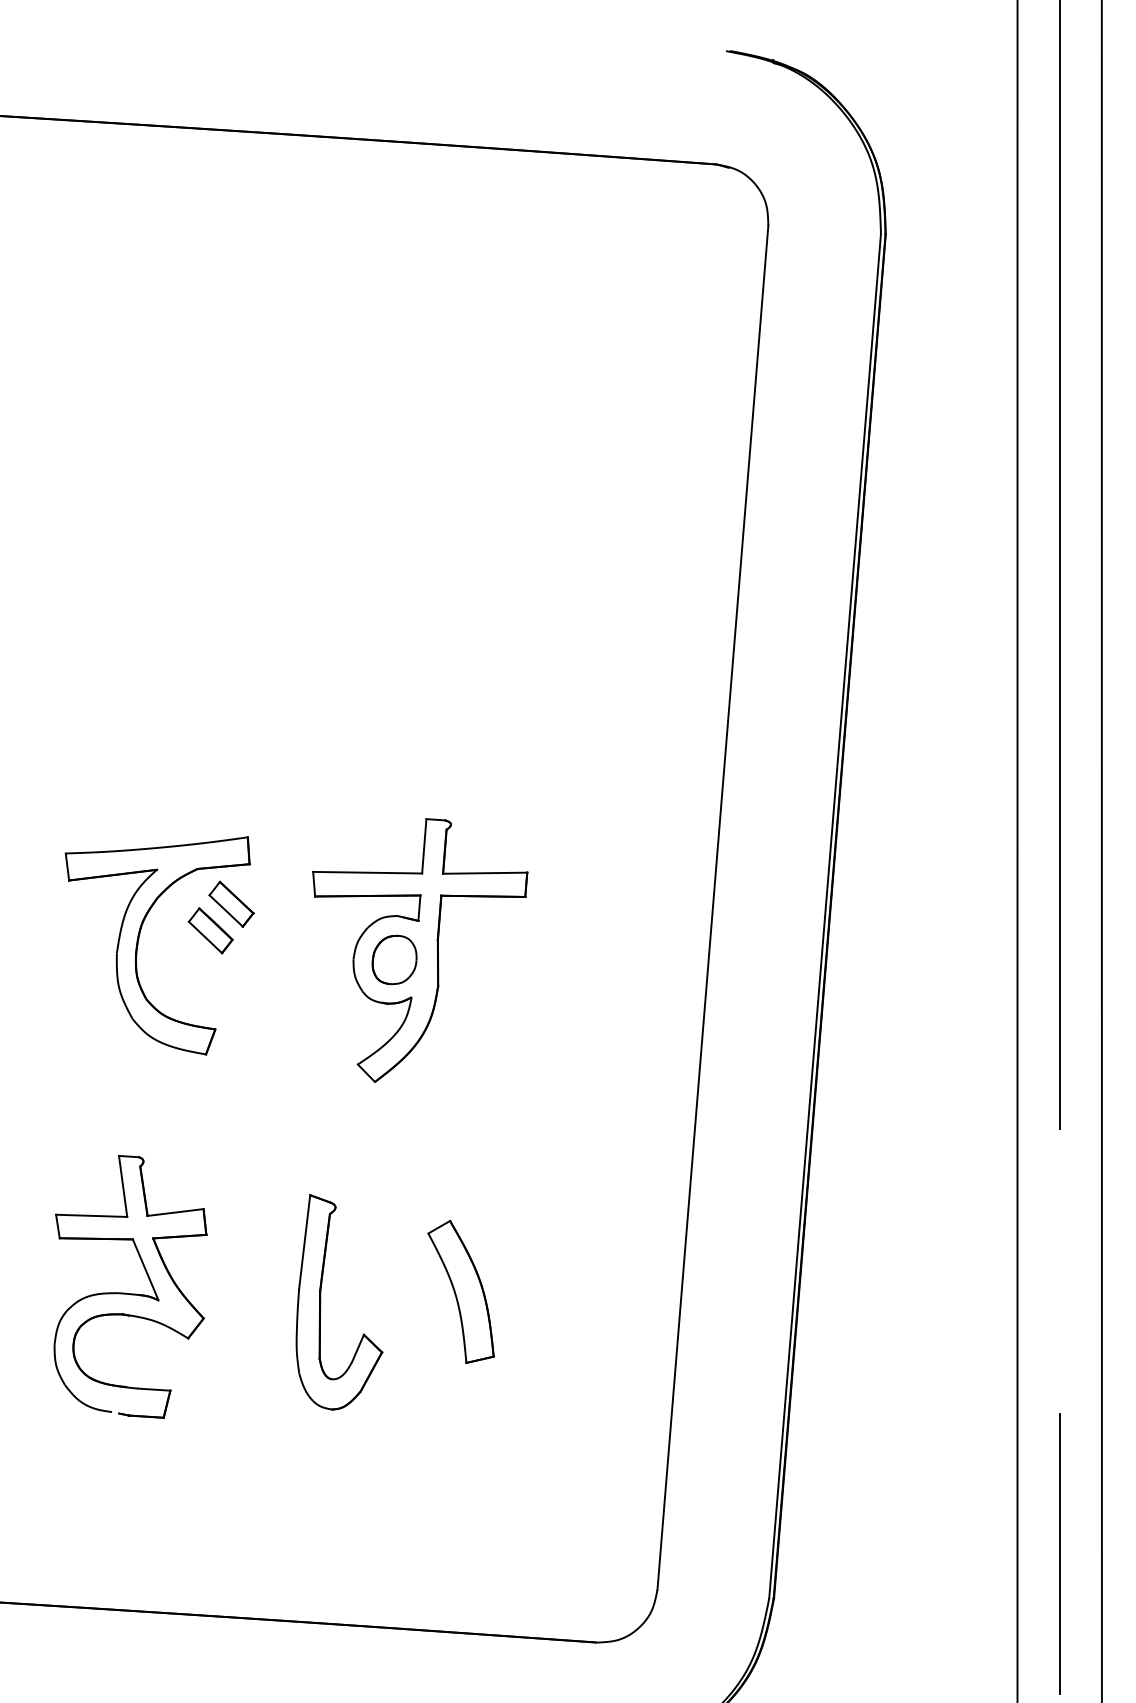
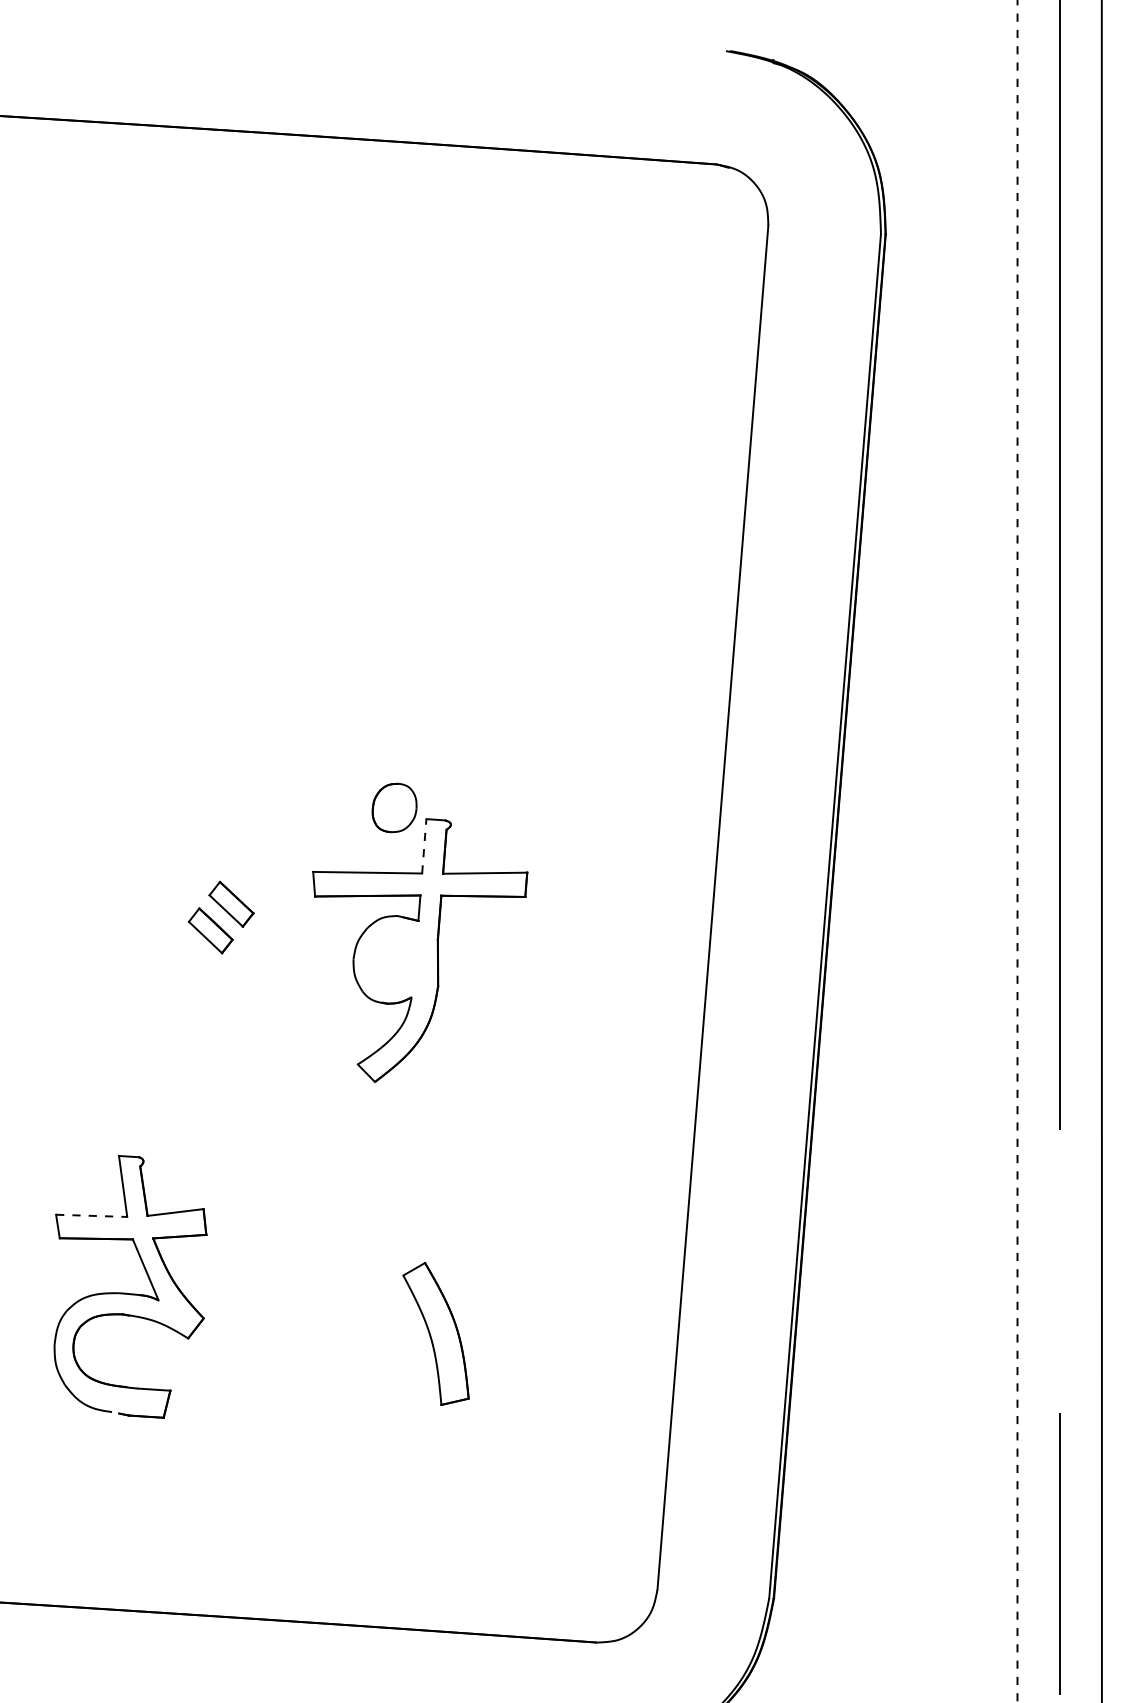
line: solid -> dashed (424, 845)
line: solid -> dashed (1017, 851)
part: present -> none (139, 939)
part position: (394, 959) -> (394, 807) (394, 807)
line: solid -> dashed (91, 1215)
part position: (460, 1291) -> (435, 1333) (435, 1333)
part: present -> none (321, 1302)
